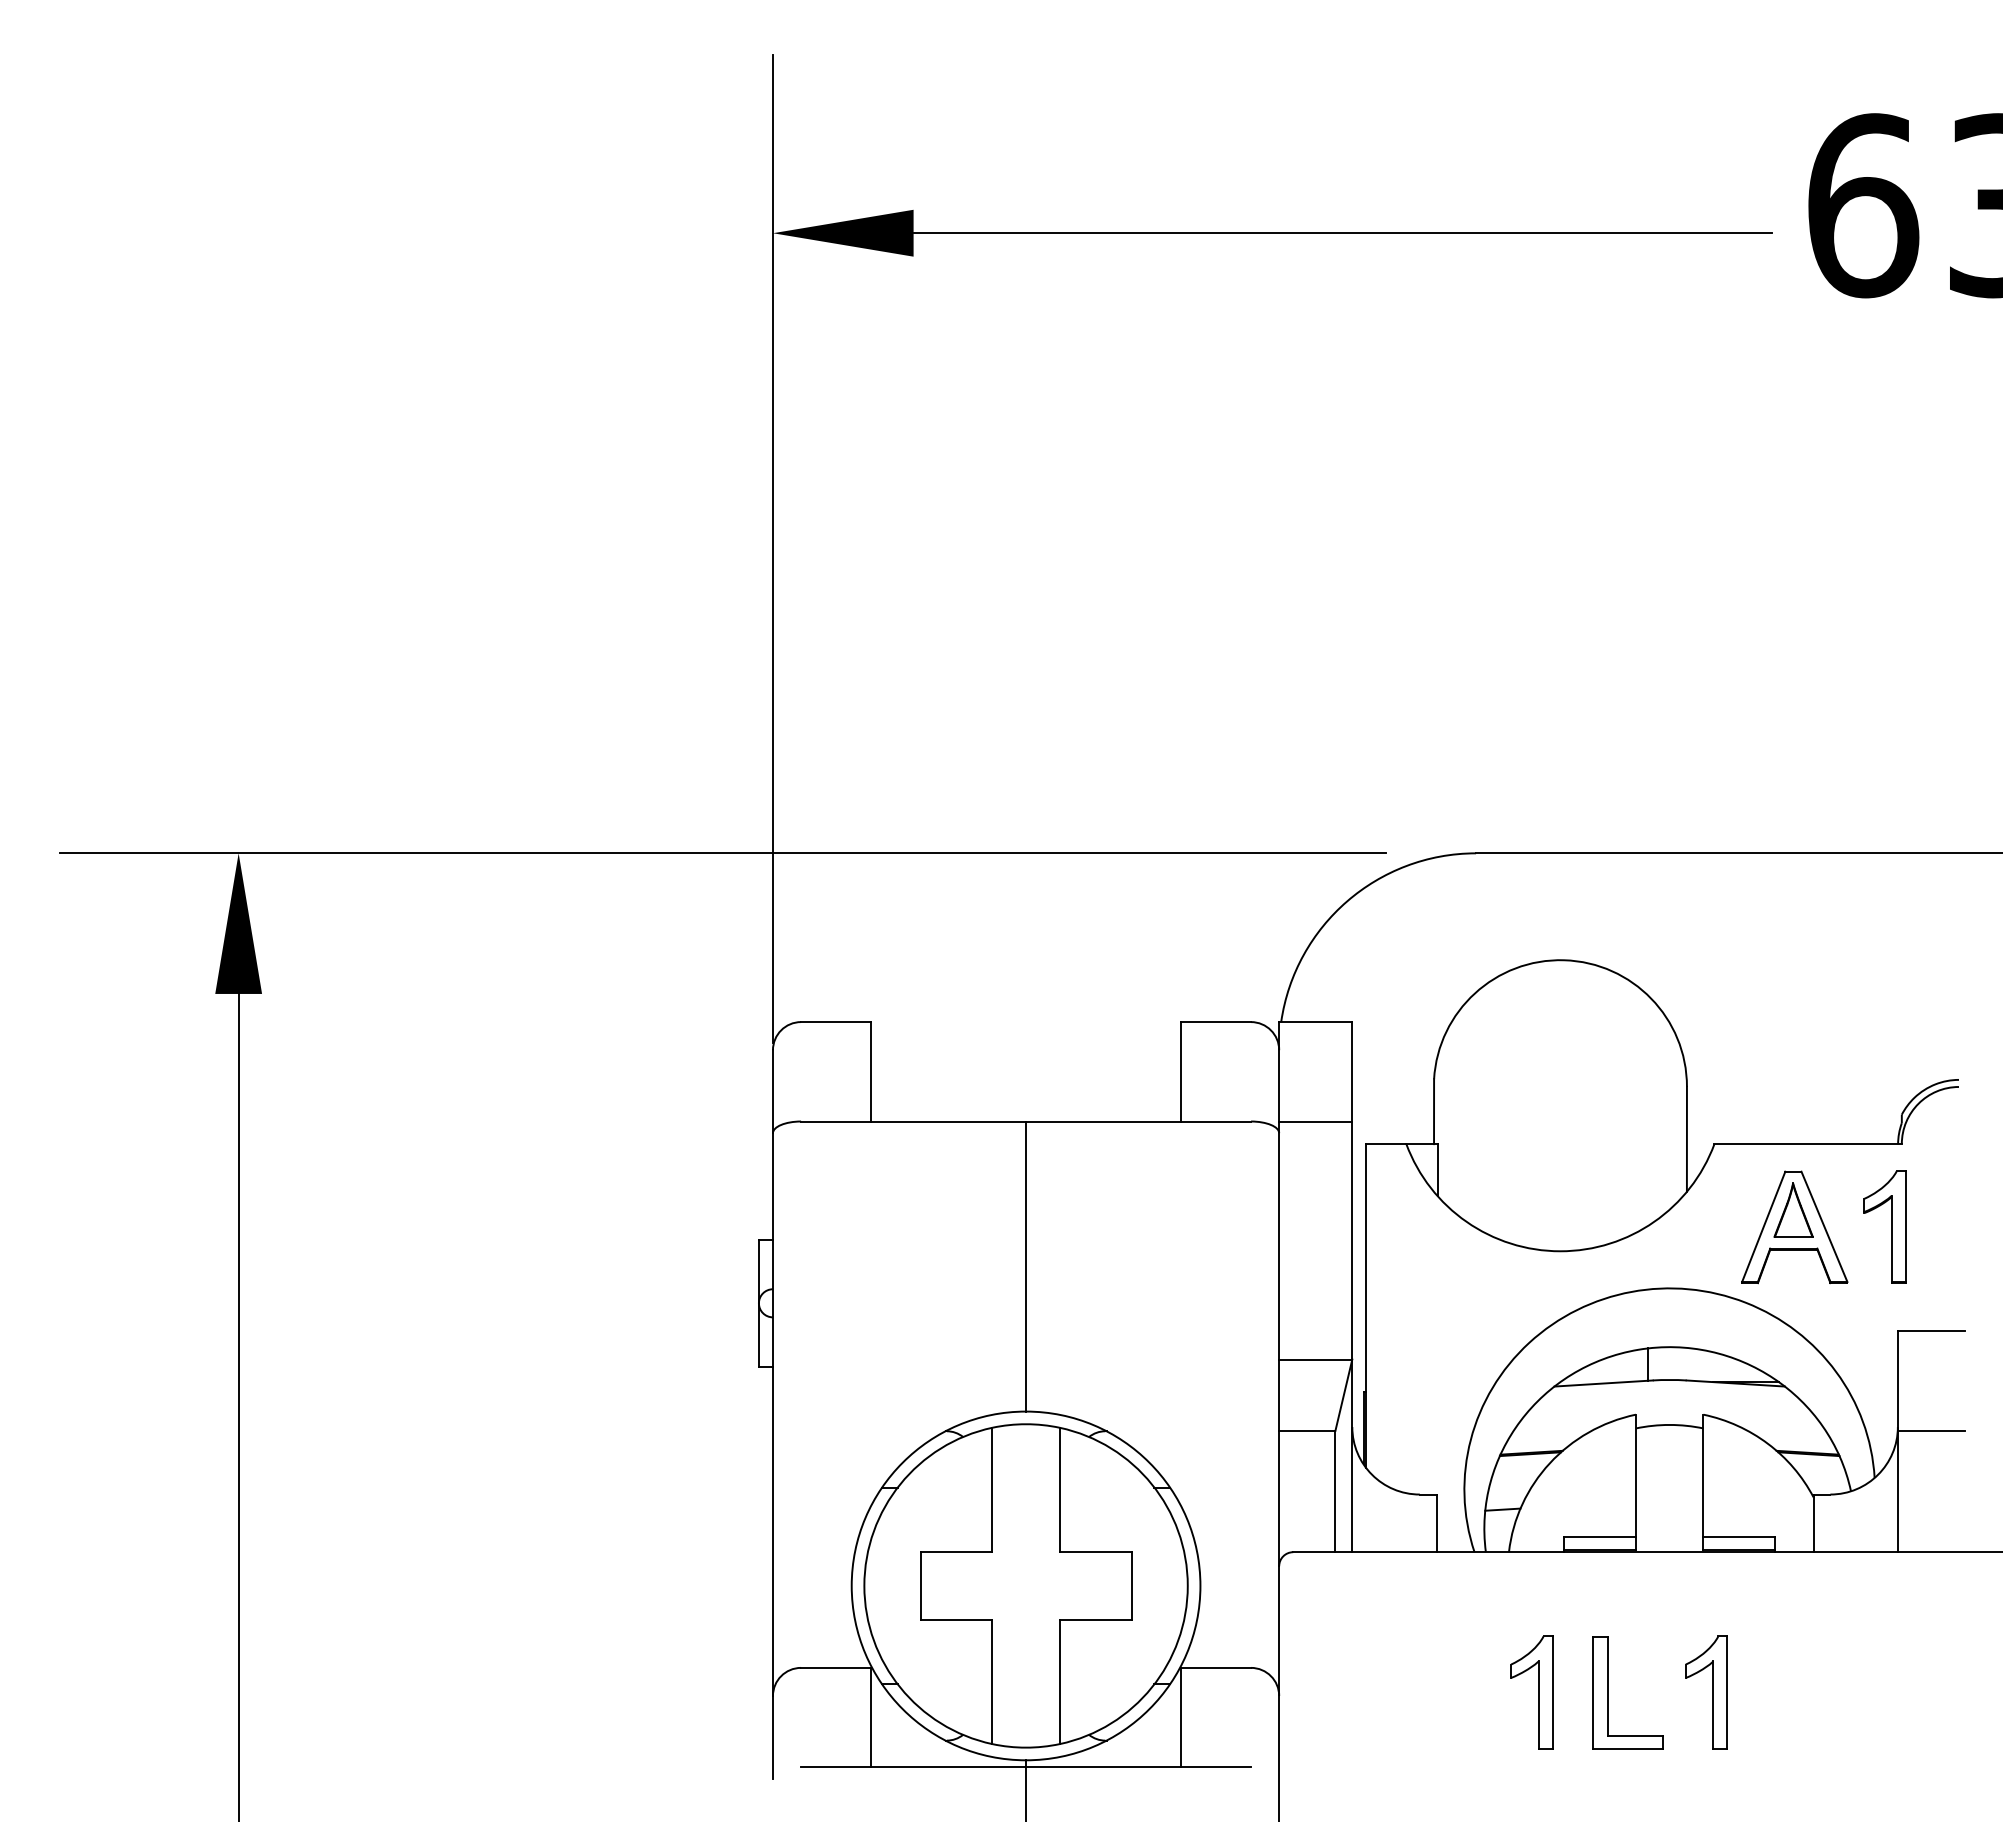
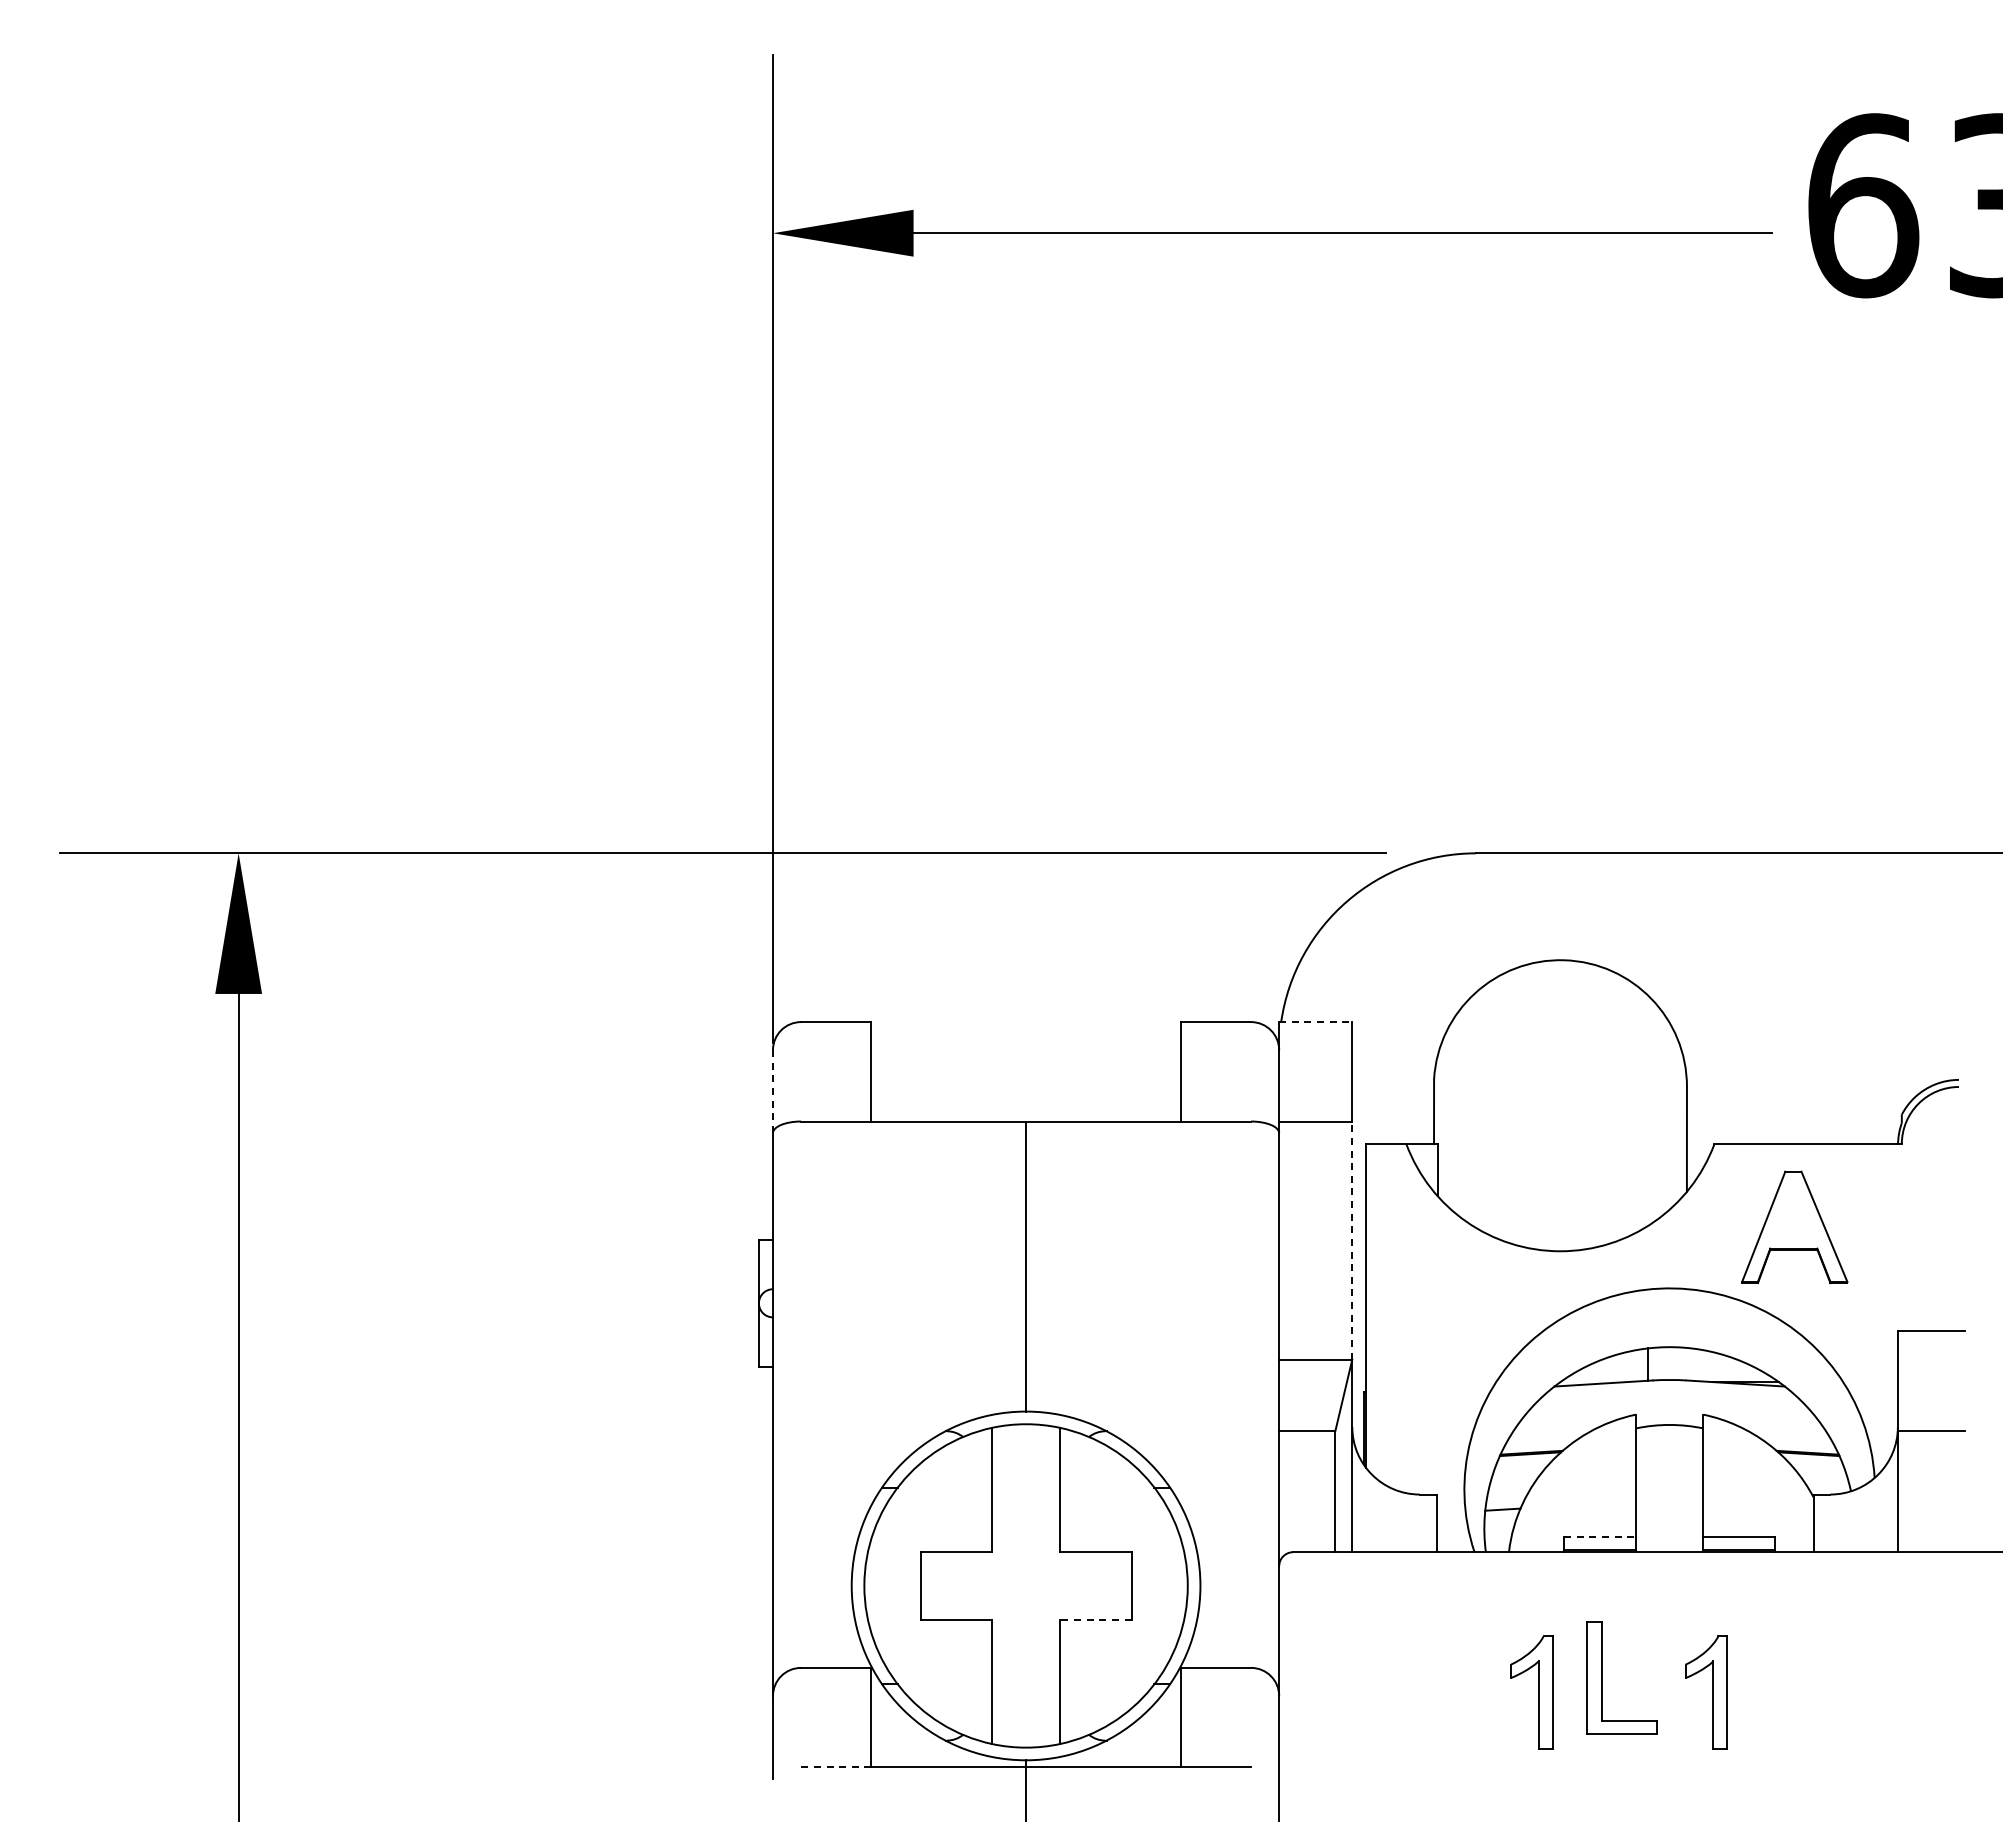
line: solid -> dashed (1315, 1022)
line: solid -> dashed (772, 1092)
part: present -> none (1793, 1209)
part: present -> none (1891, 1226)
line: solid -> dashed (1352, 1240)
line: solid -> dashed (1600, 1536)
line: solid -> dashed (1095, 1619)
part position: (1608, 1692) -> (1602, 1677) (1602, 1677)
line: solid -> dashed (835, 1767)
